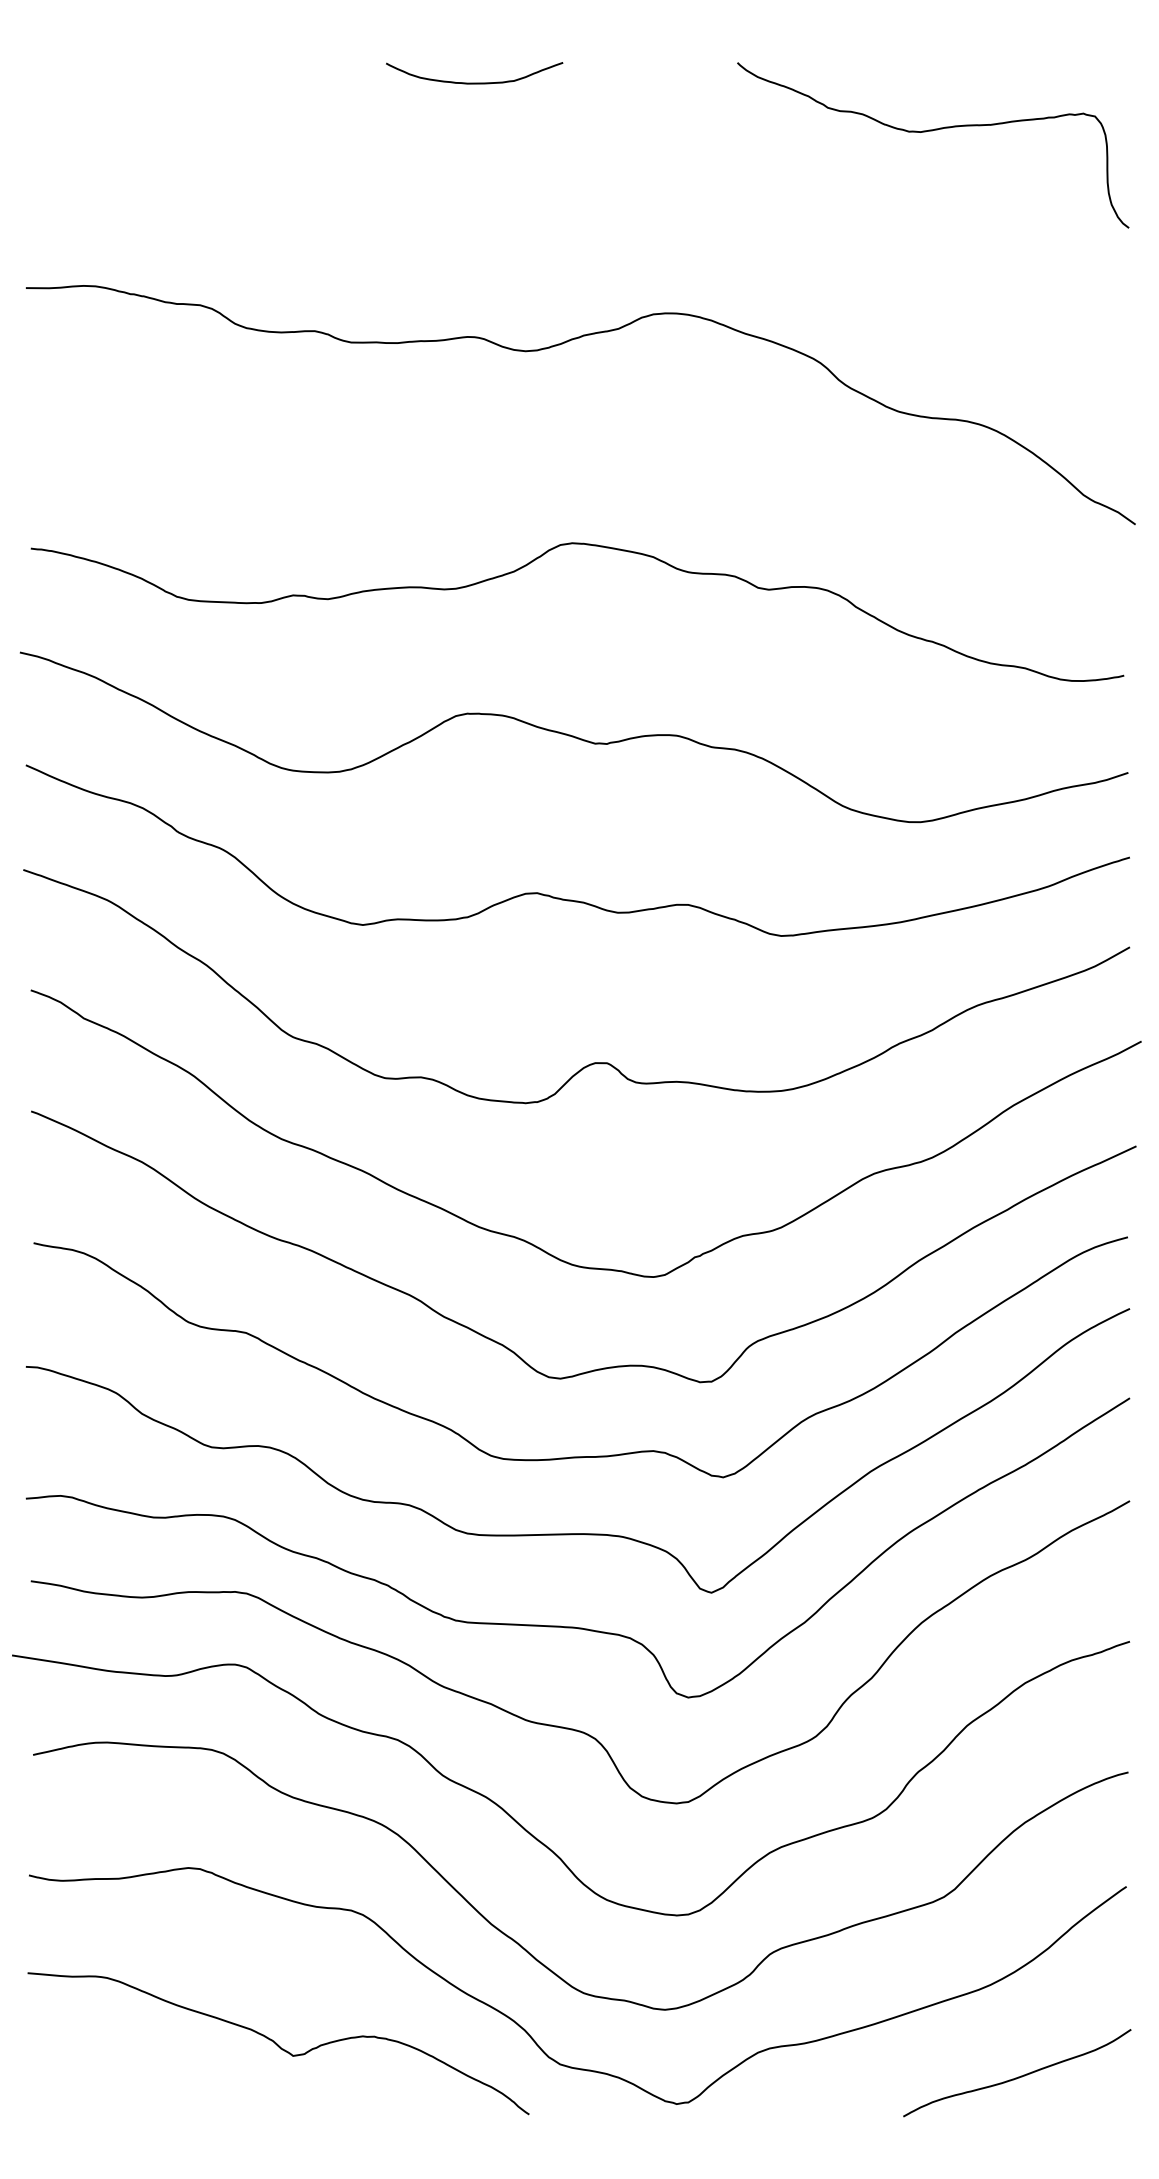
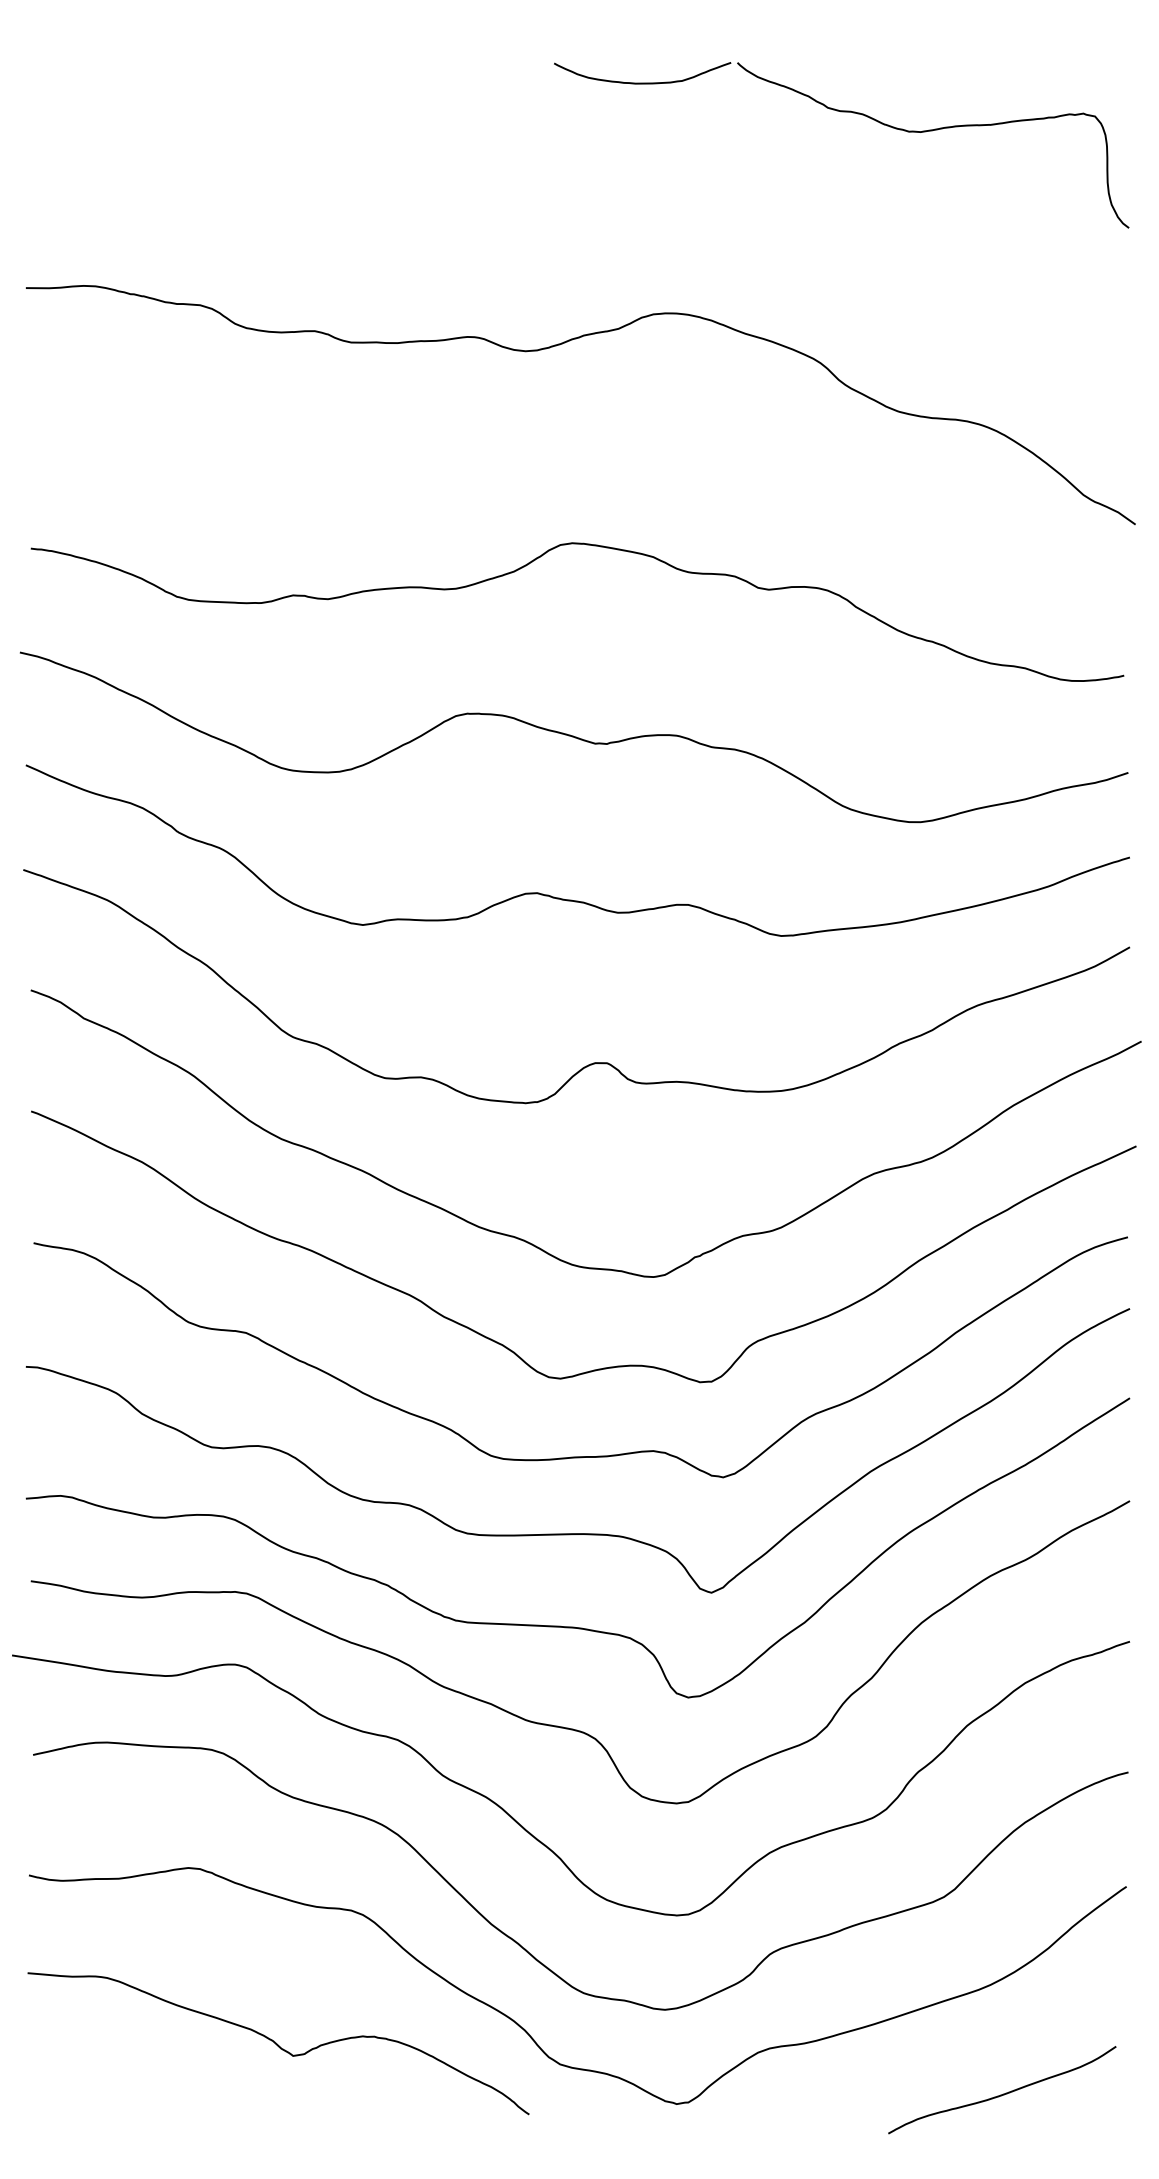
curve position: (474, 82) -> (642, 82) (642, 82)
curve position: (1018, 2076) -> (1003, 2093) (1003, 2093)
